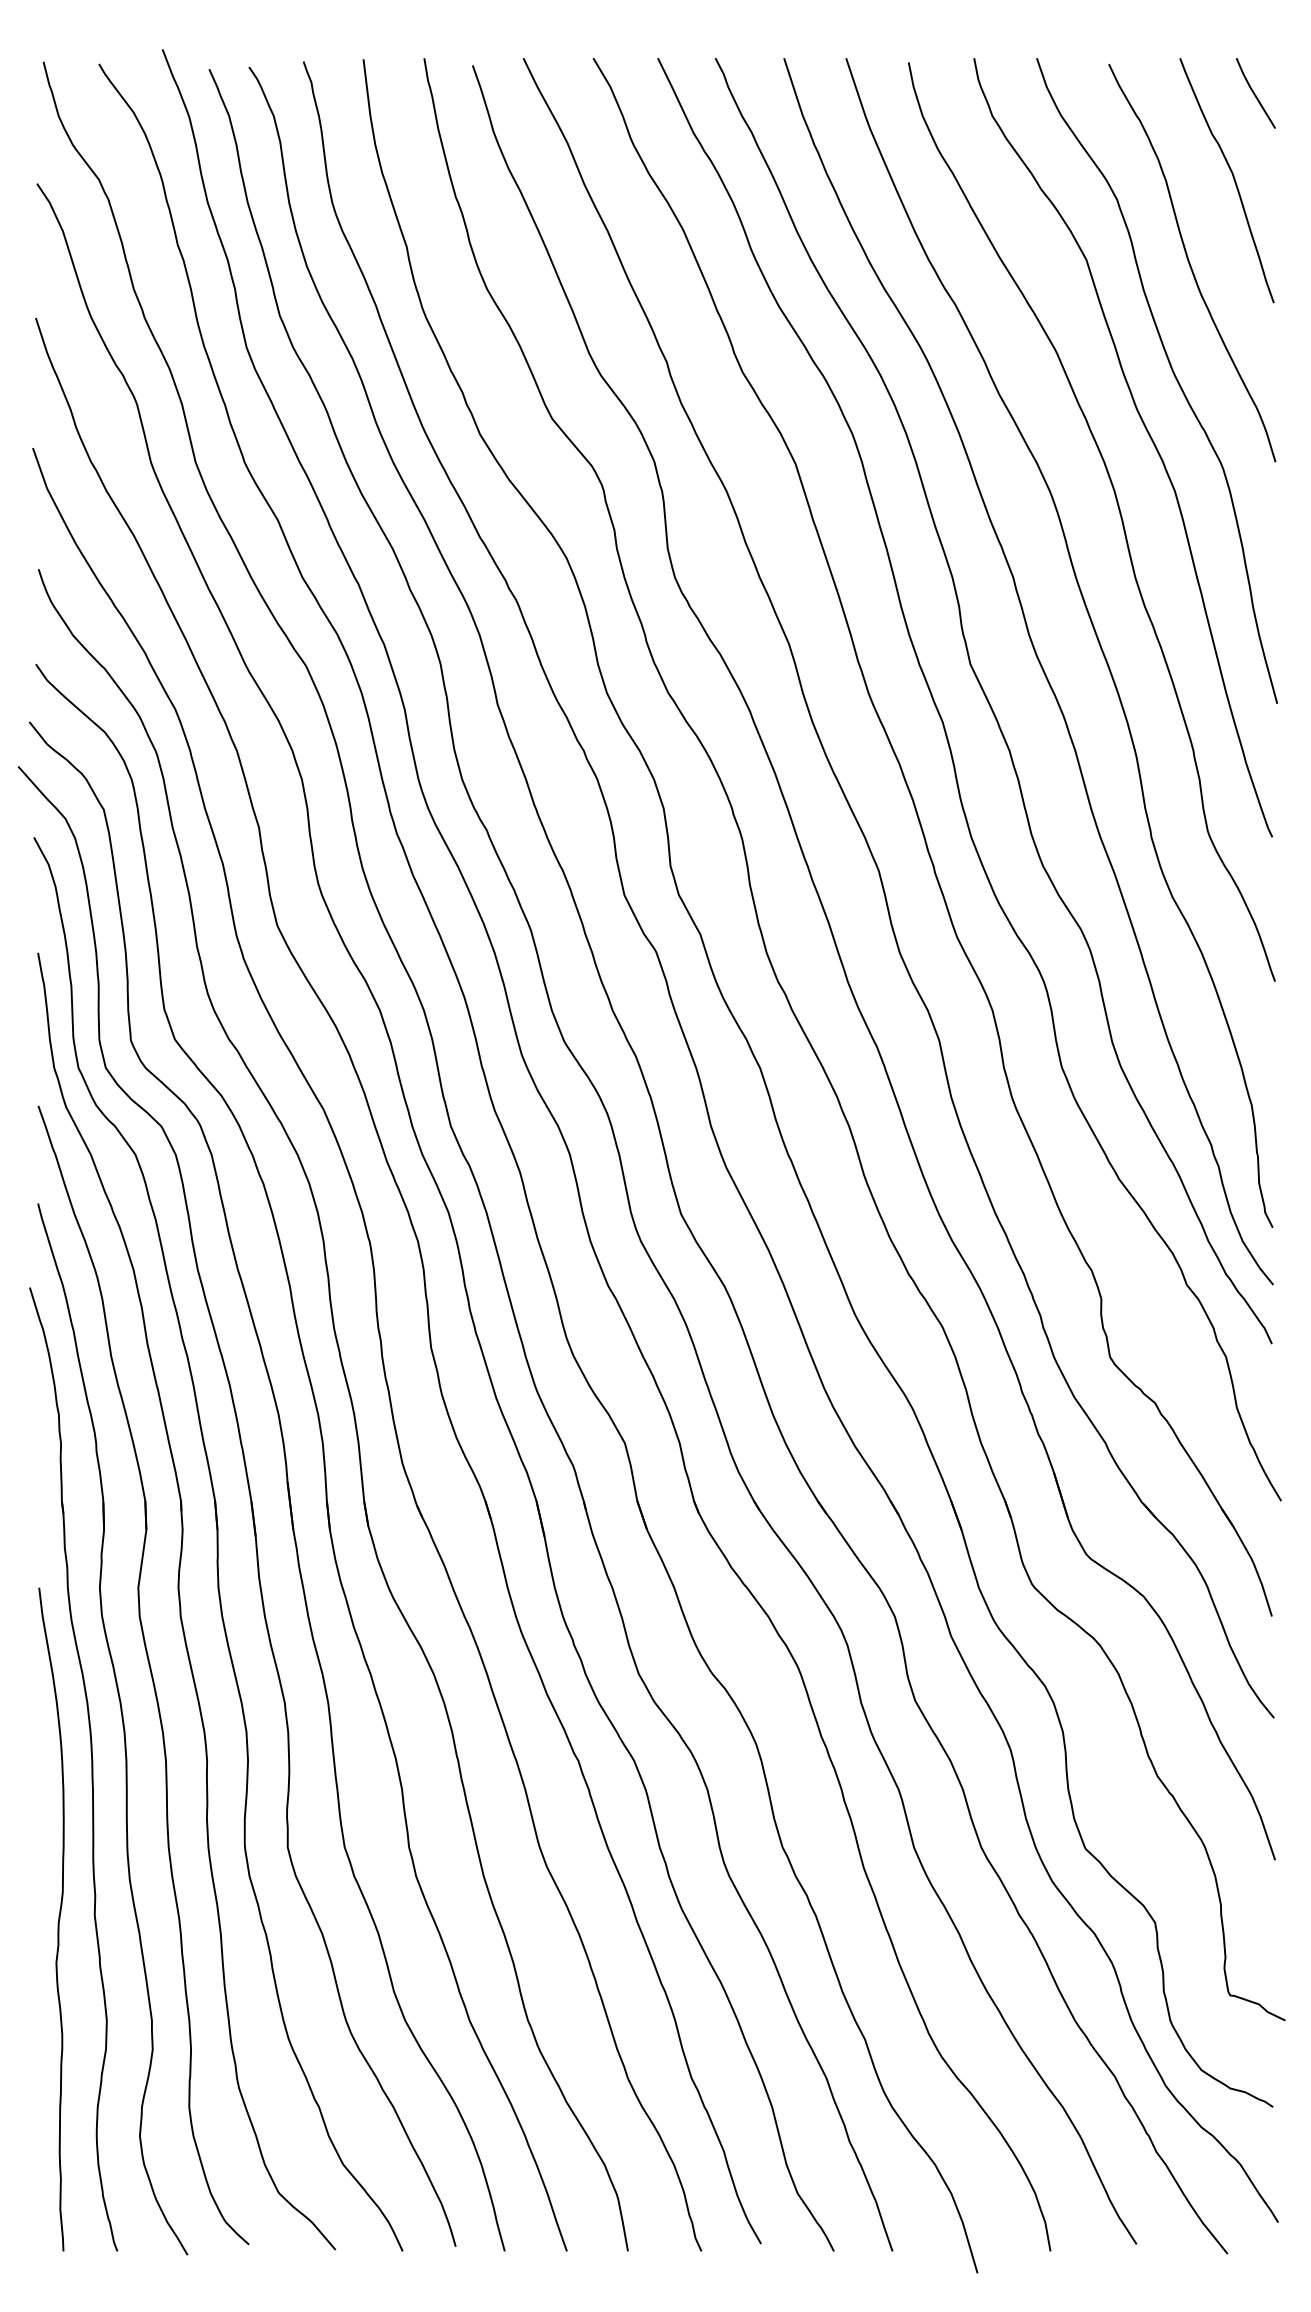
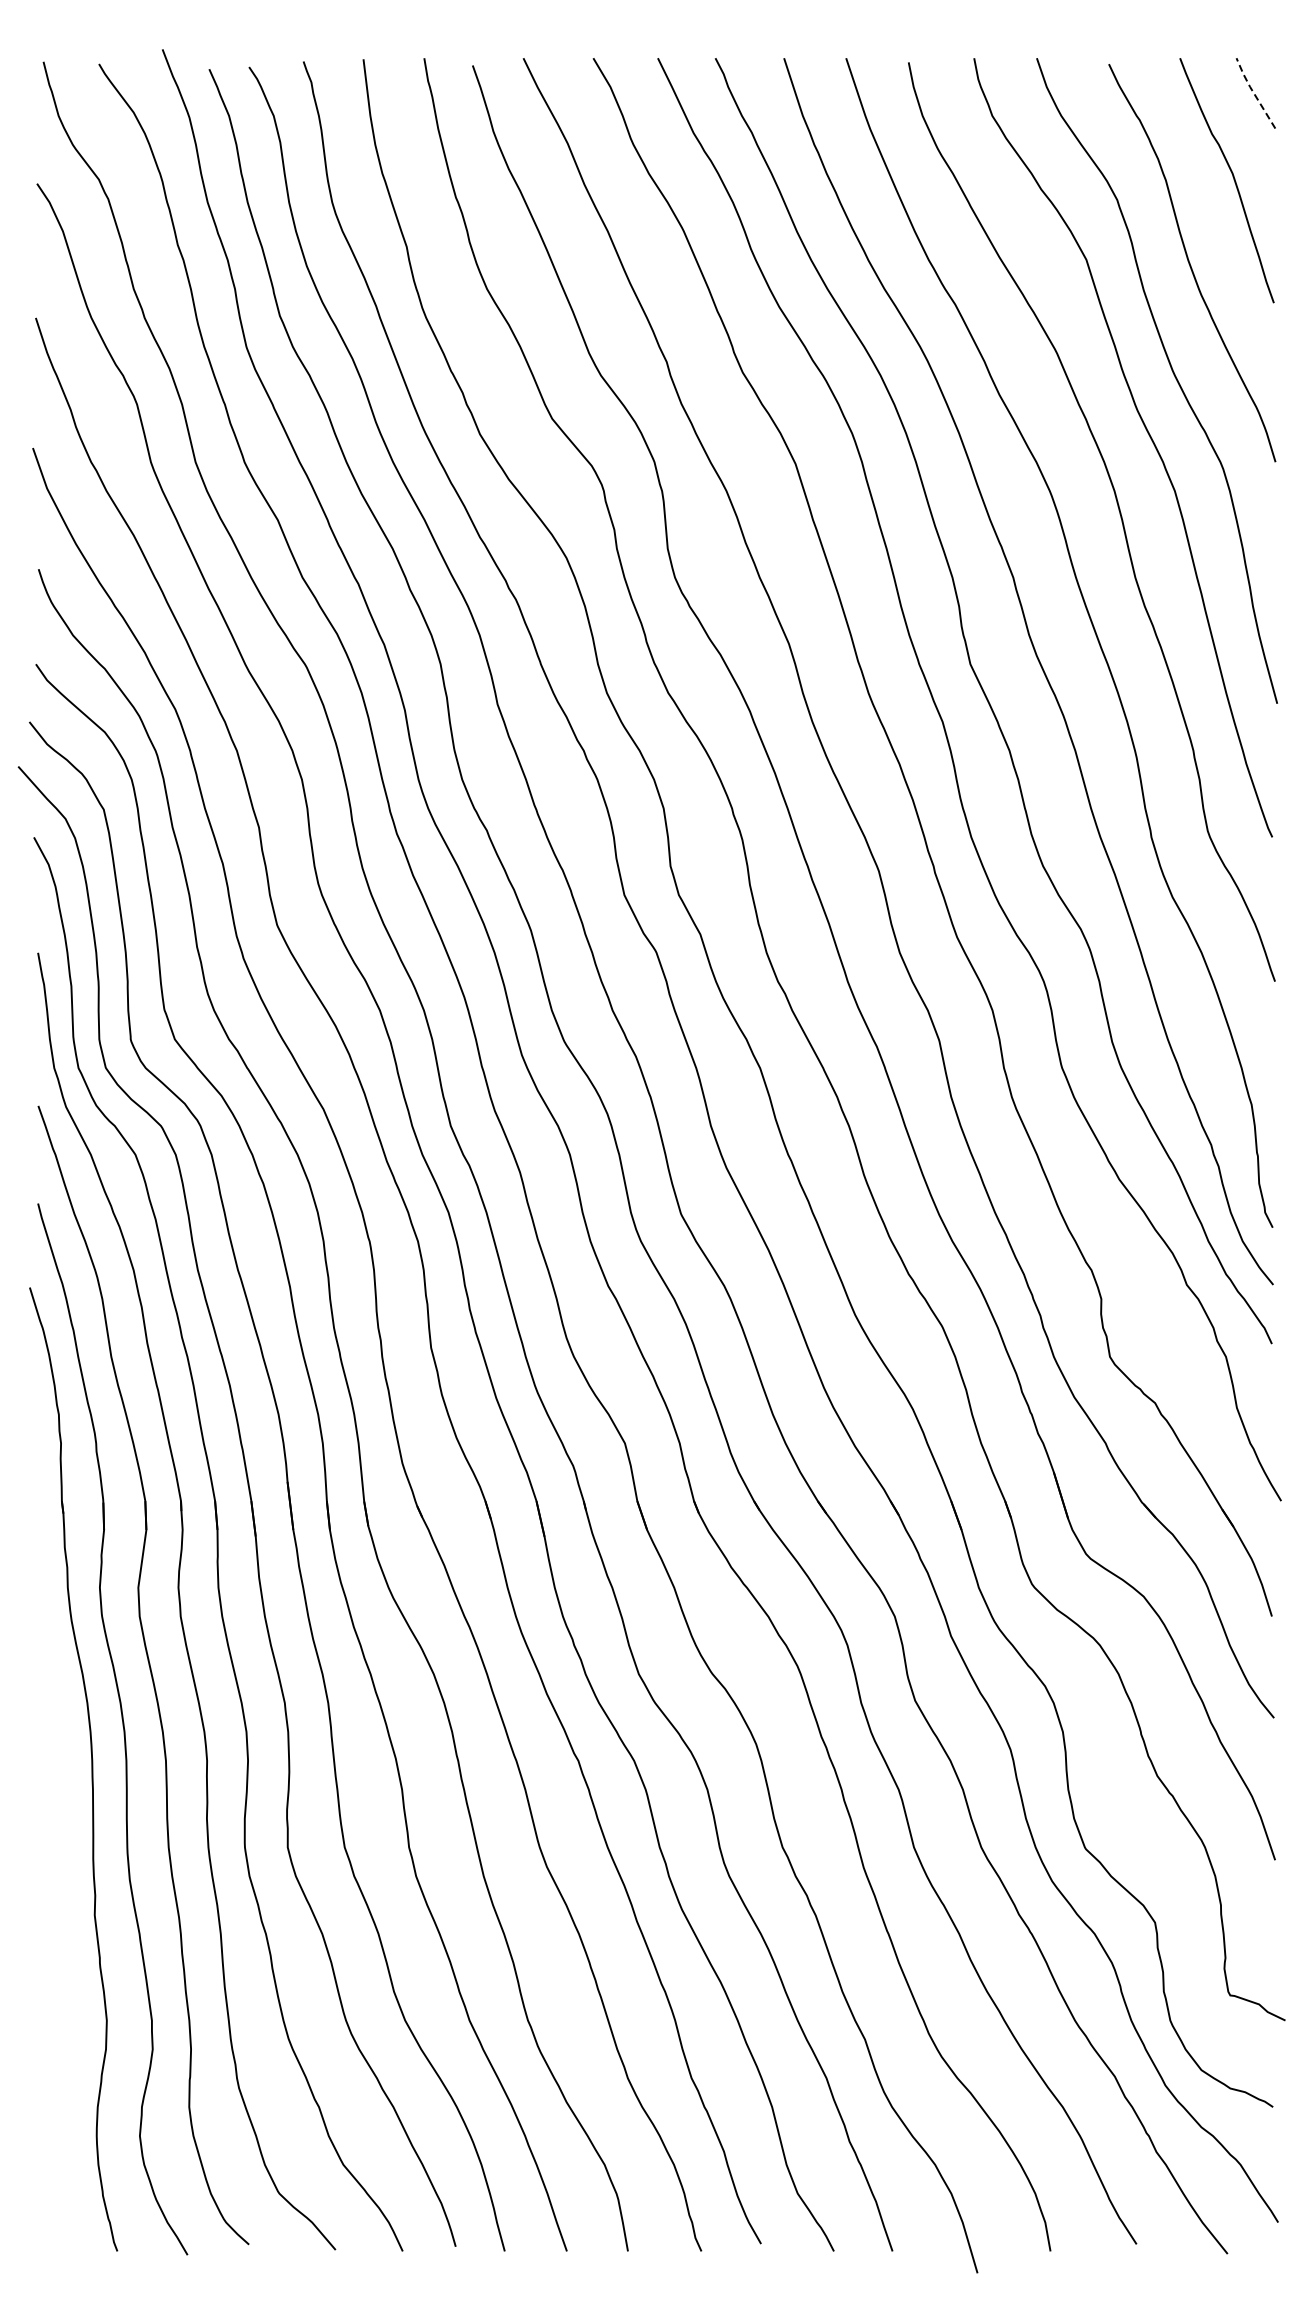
line: solid -> dashed (1253, 93)
curve: present -> none (57, 1922)
